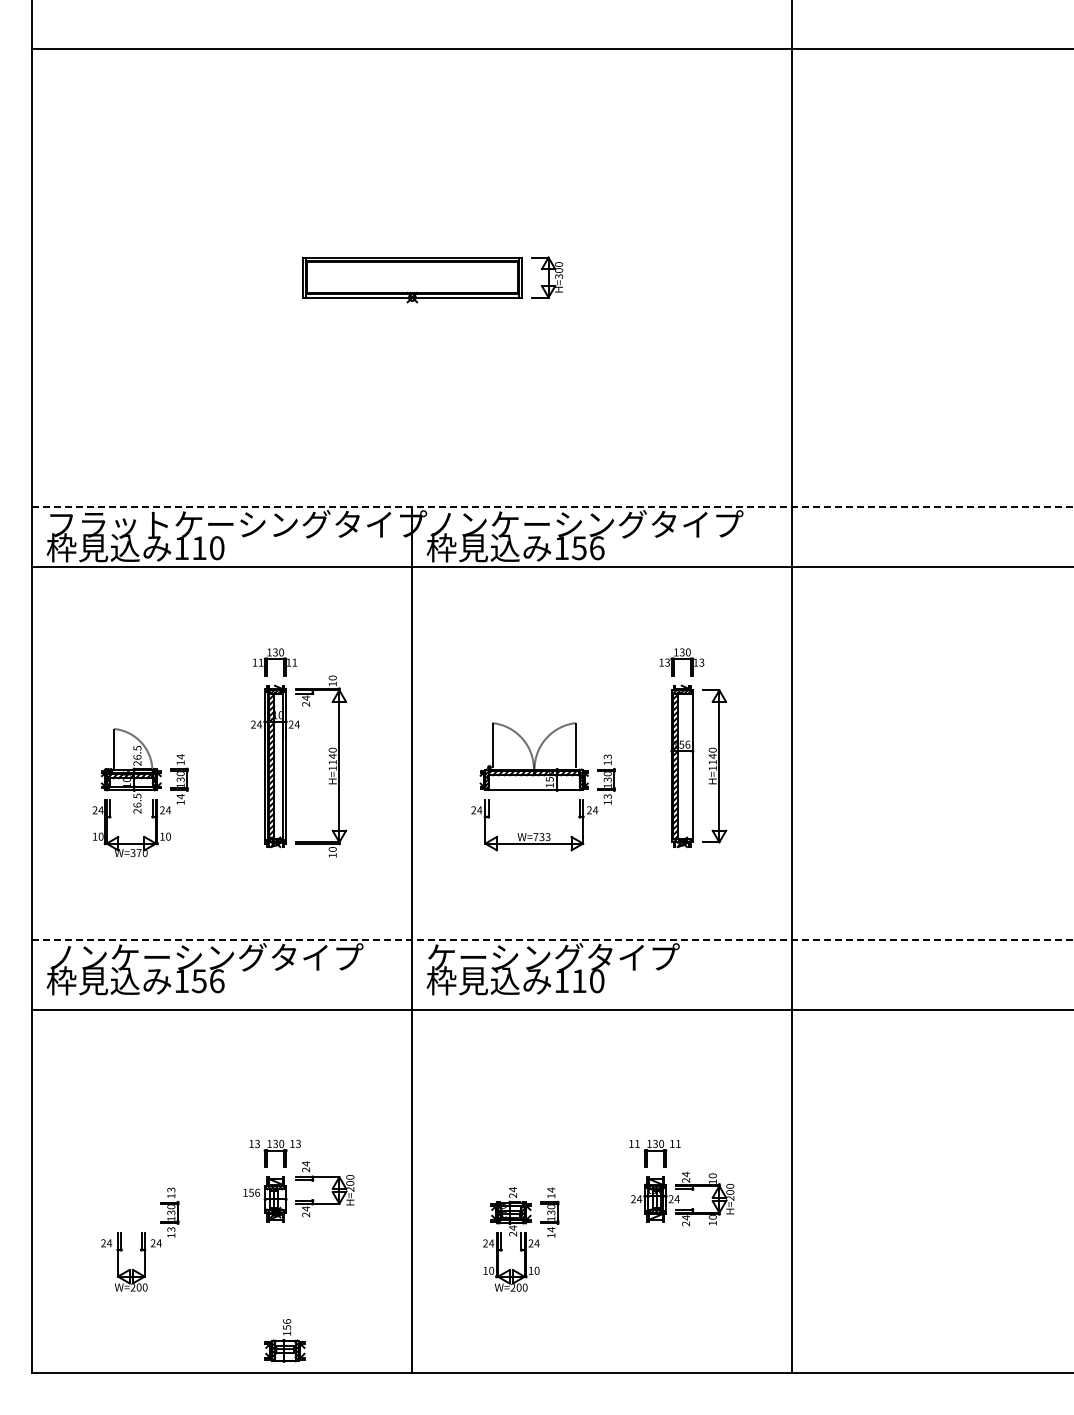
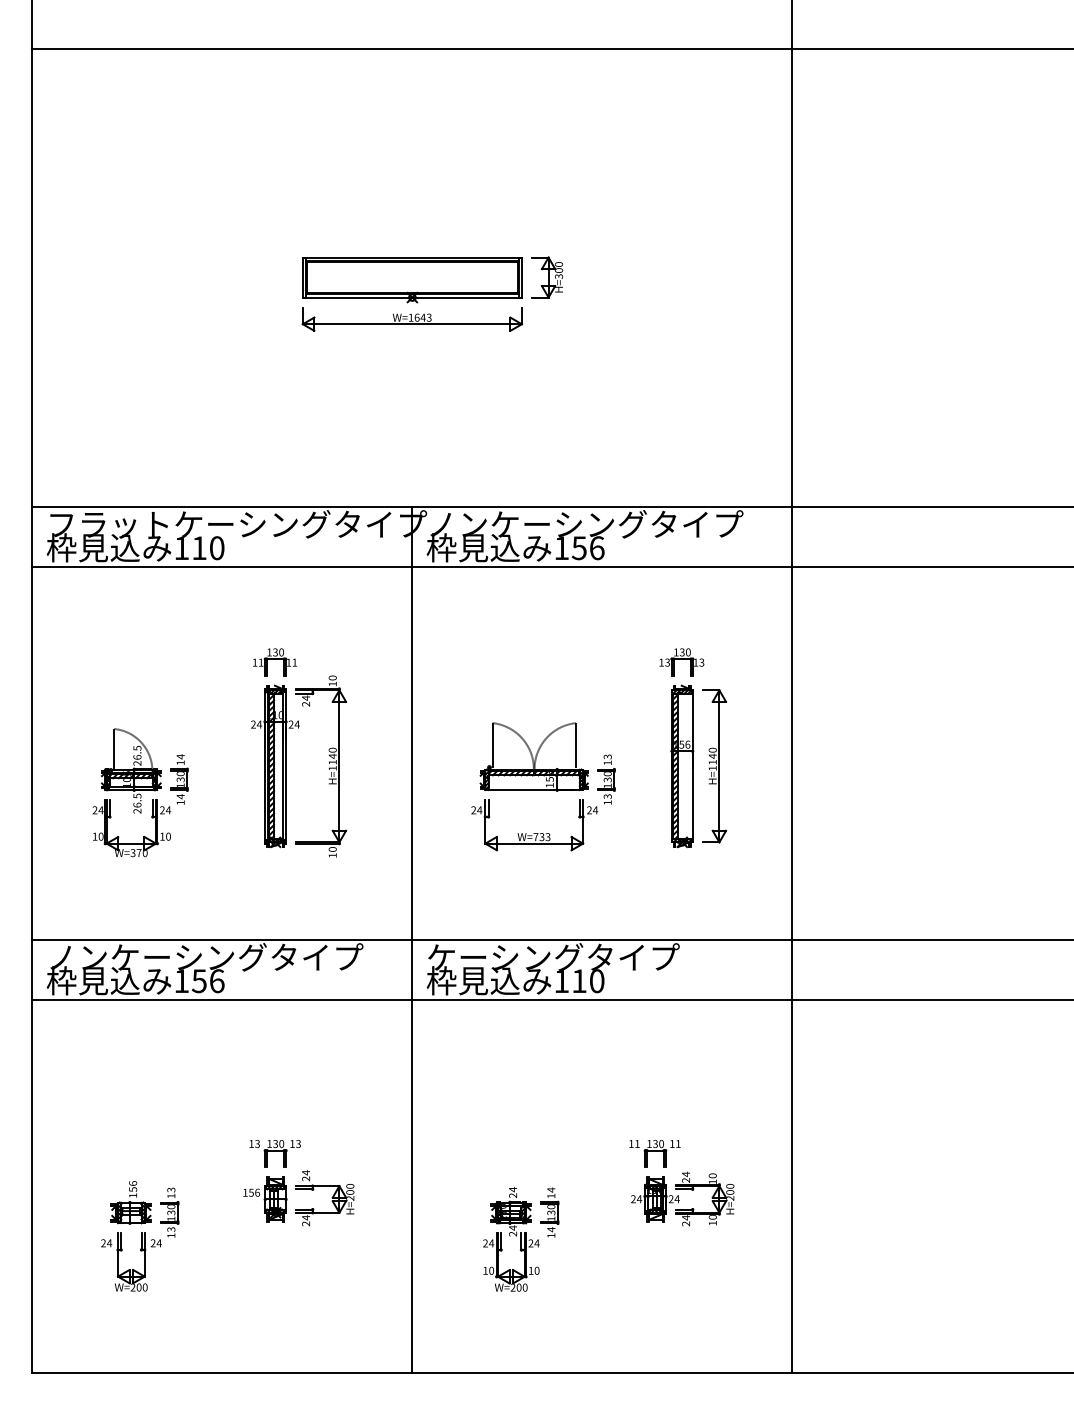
part: none -> present (411, 319)
line: dashed -> solid (553, 506)
line: dashed -> solid (553, 939)
line position: (551, 1009) -> (551, 999) (551, 999)
part position: (331, 1188) -> (331, 1197) (331, 1197)
part position: (284, 1340) -> (130, 1202) (130, 1202)
